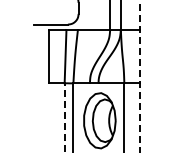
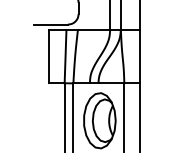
line: dashed -> solid (140, 76)
line: dashed -> solid (64, 117)
